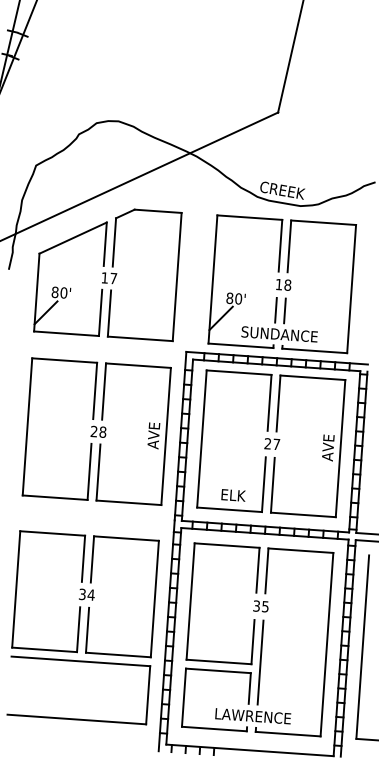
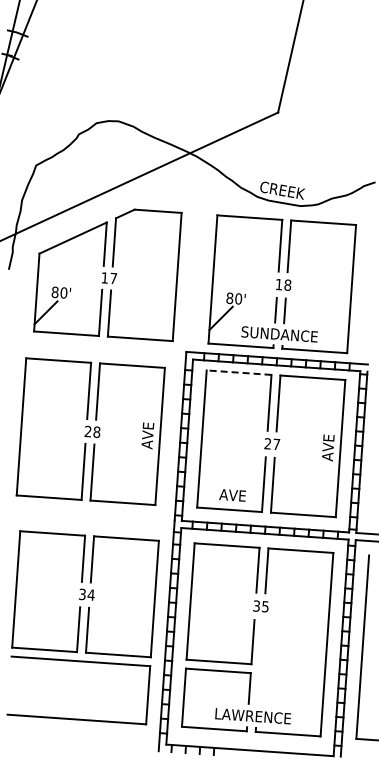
line: solid -> dashed (238, 372)
part position: (96, 431) -> (90, 431) (90, 431)
text: ELK -> AVE (232, 495)
line: present -> none (260, 662)
